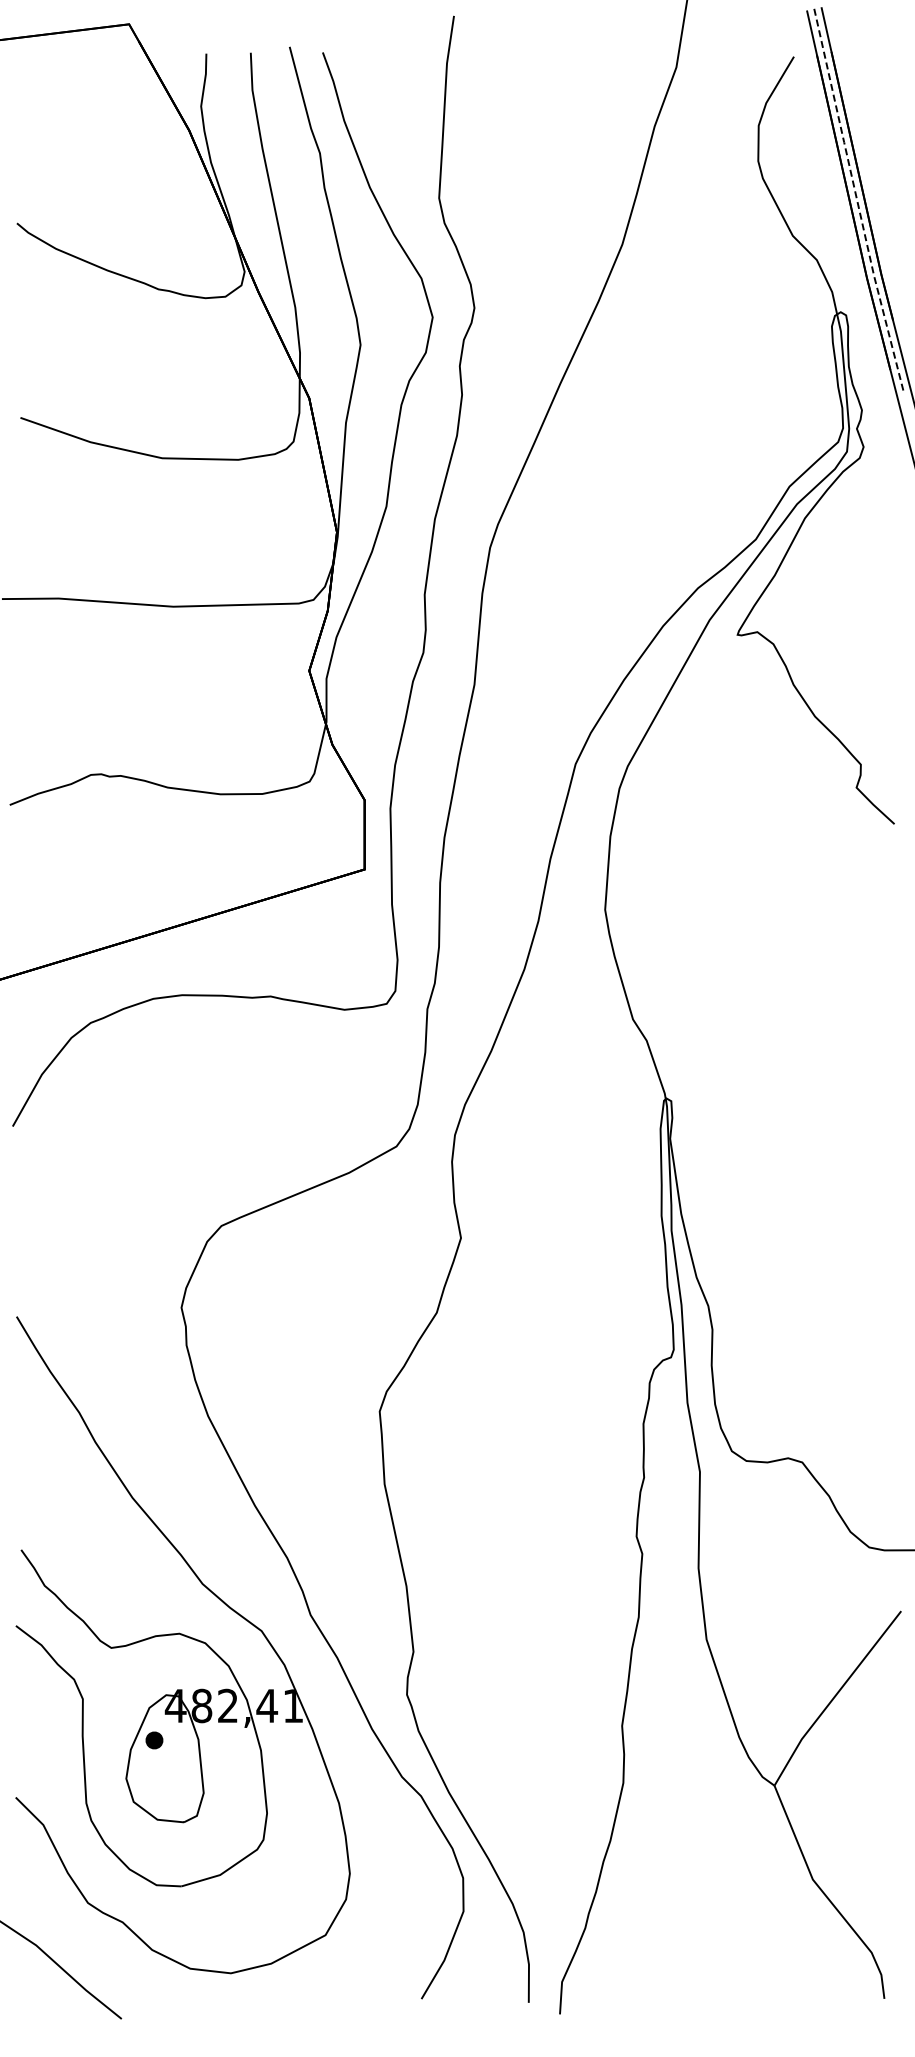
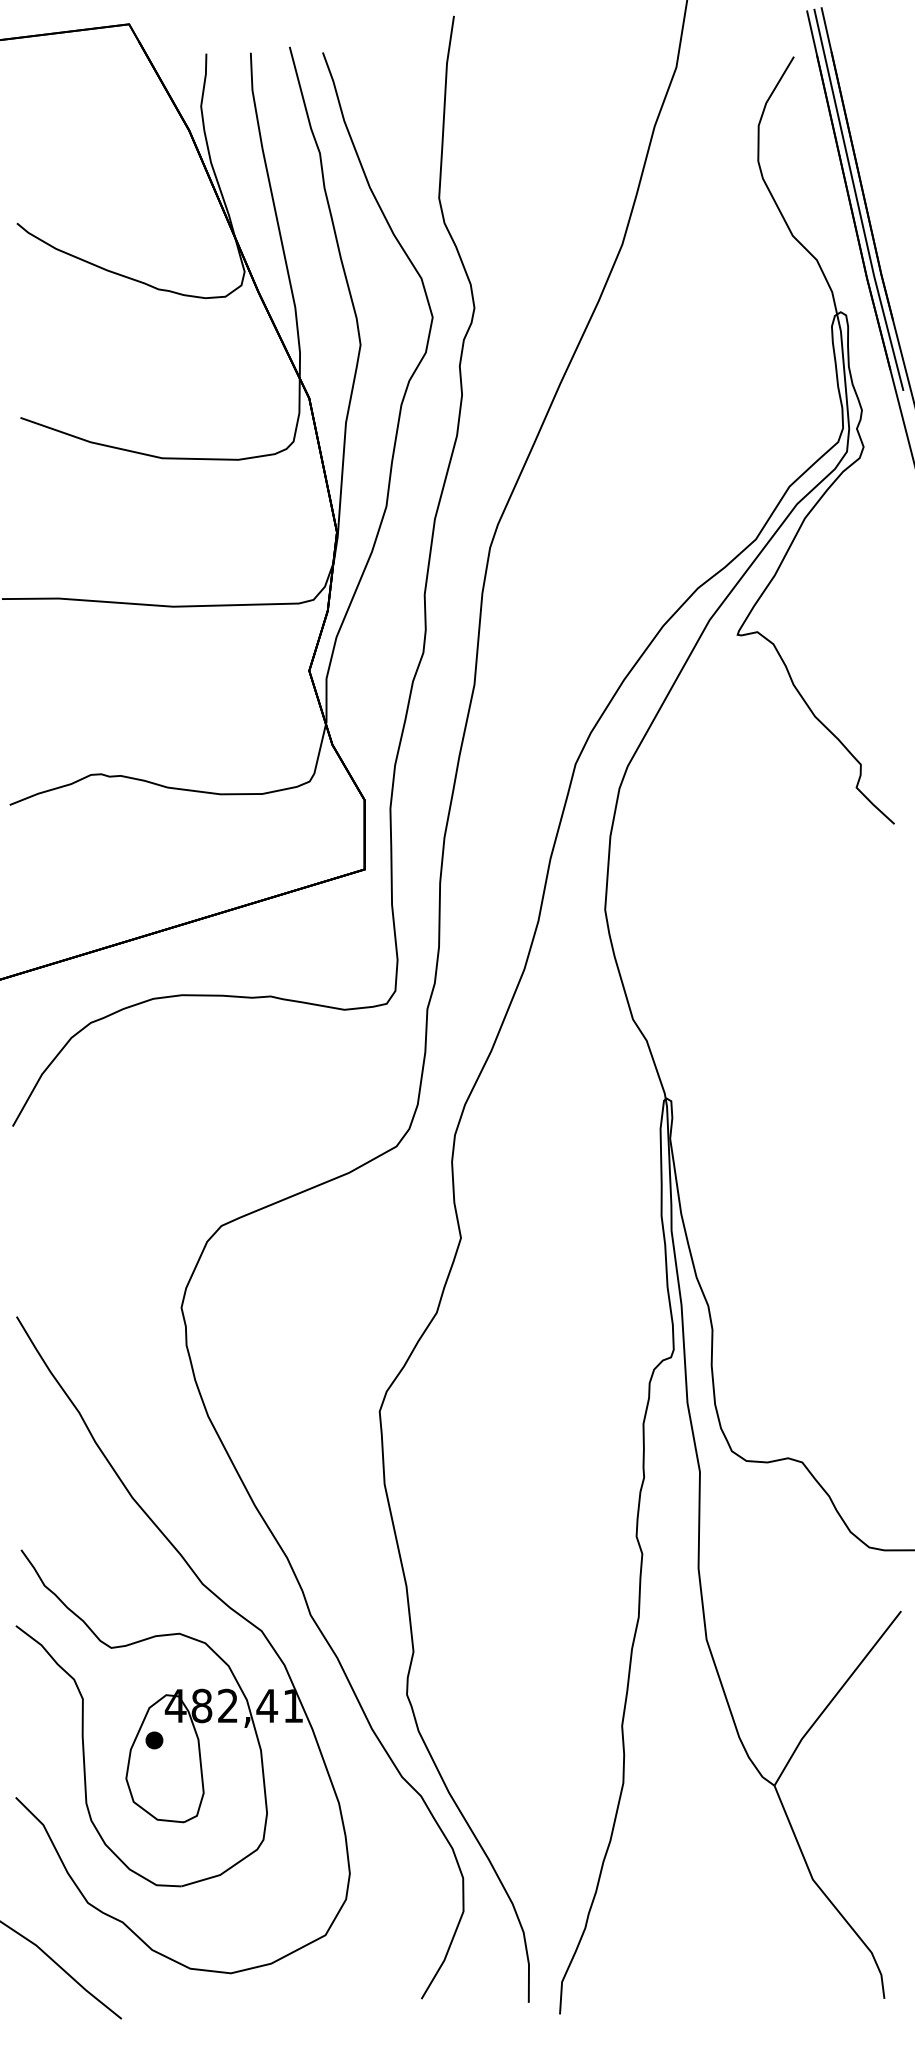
line: dashed -> solid (857, 200)
